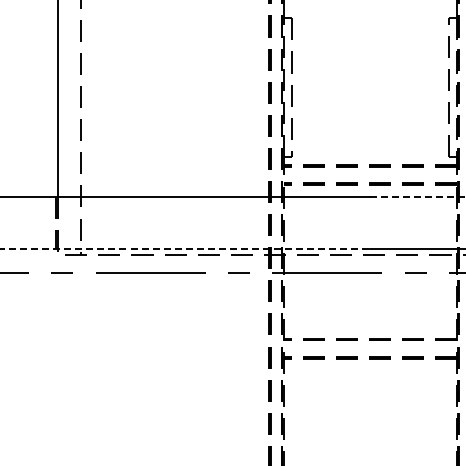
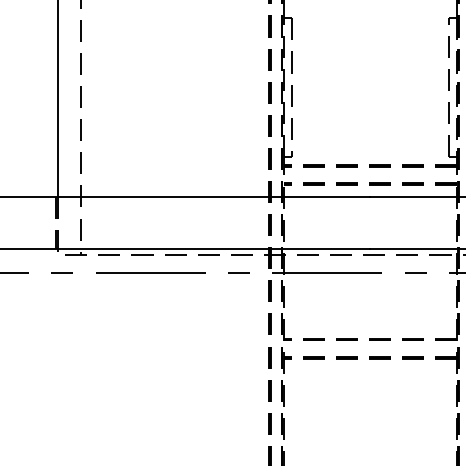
line: dashed -> solid (418, 196)
line: dashed -> solid (185, 249)
